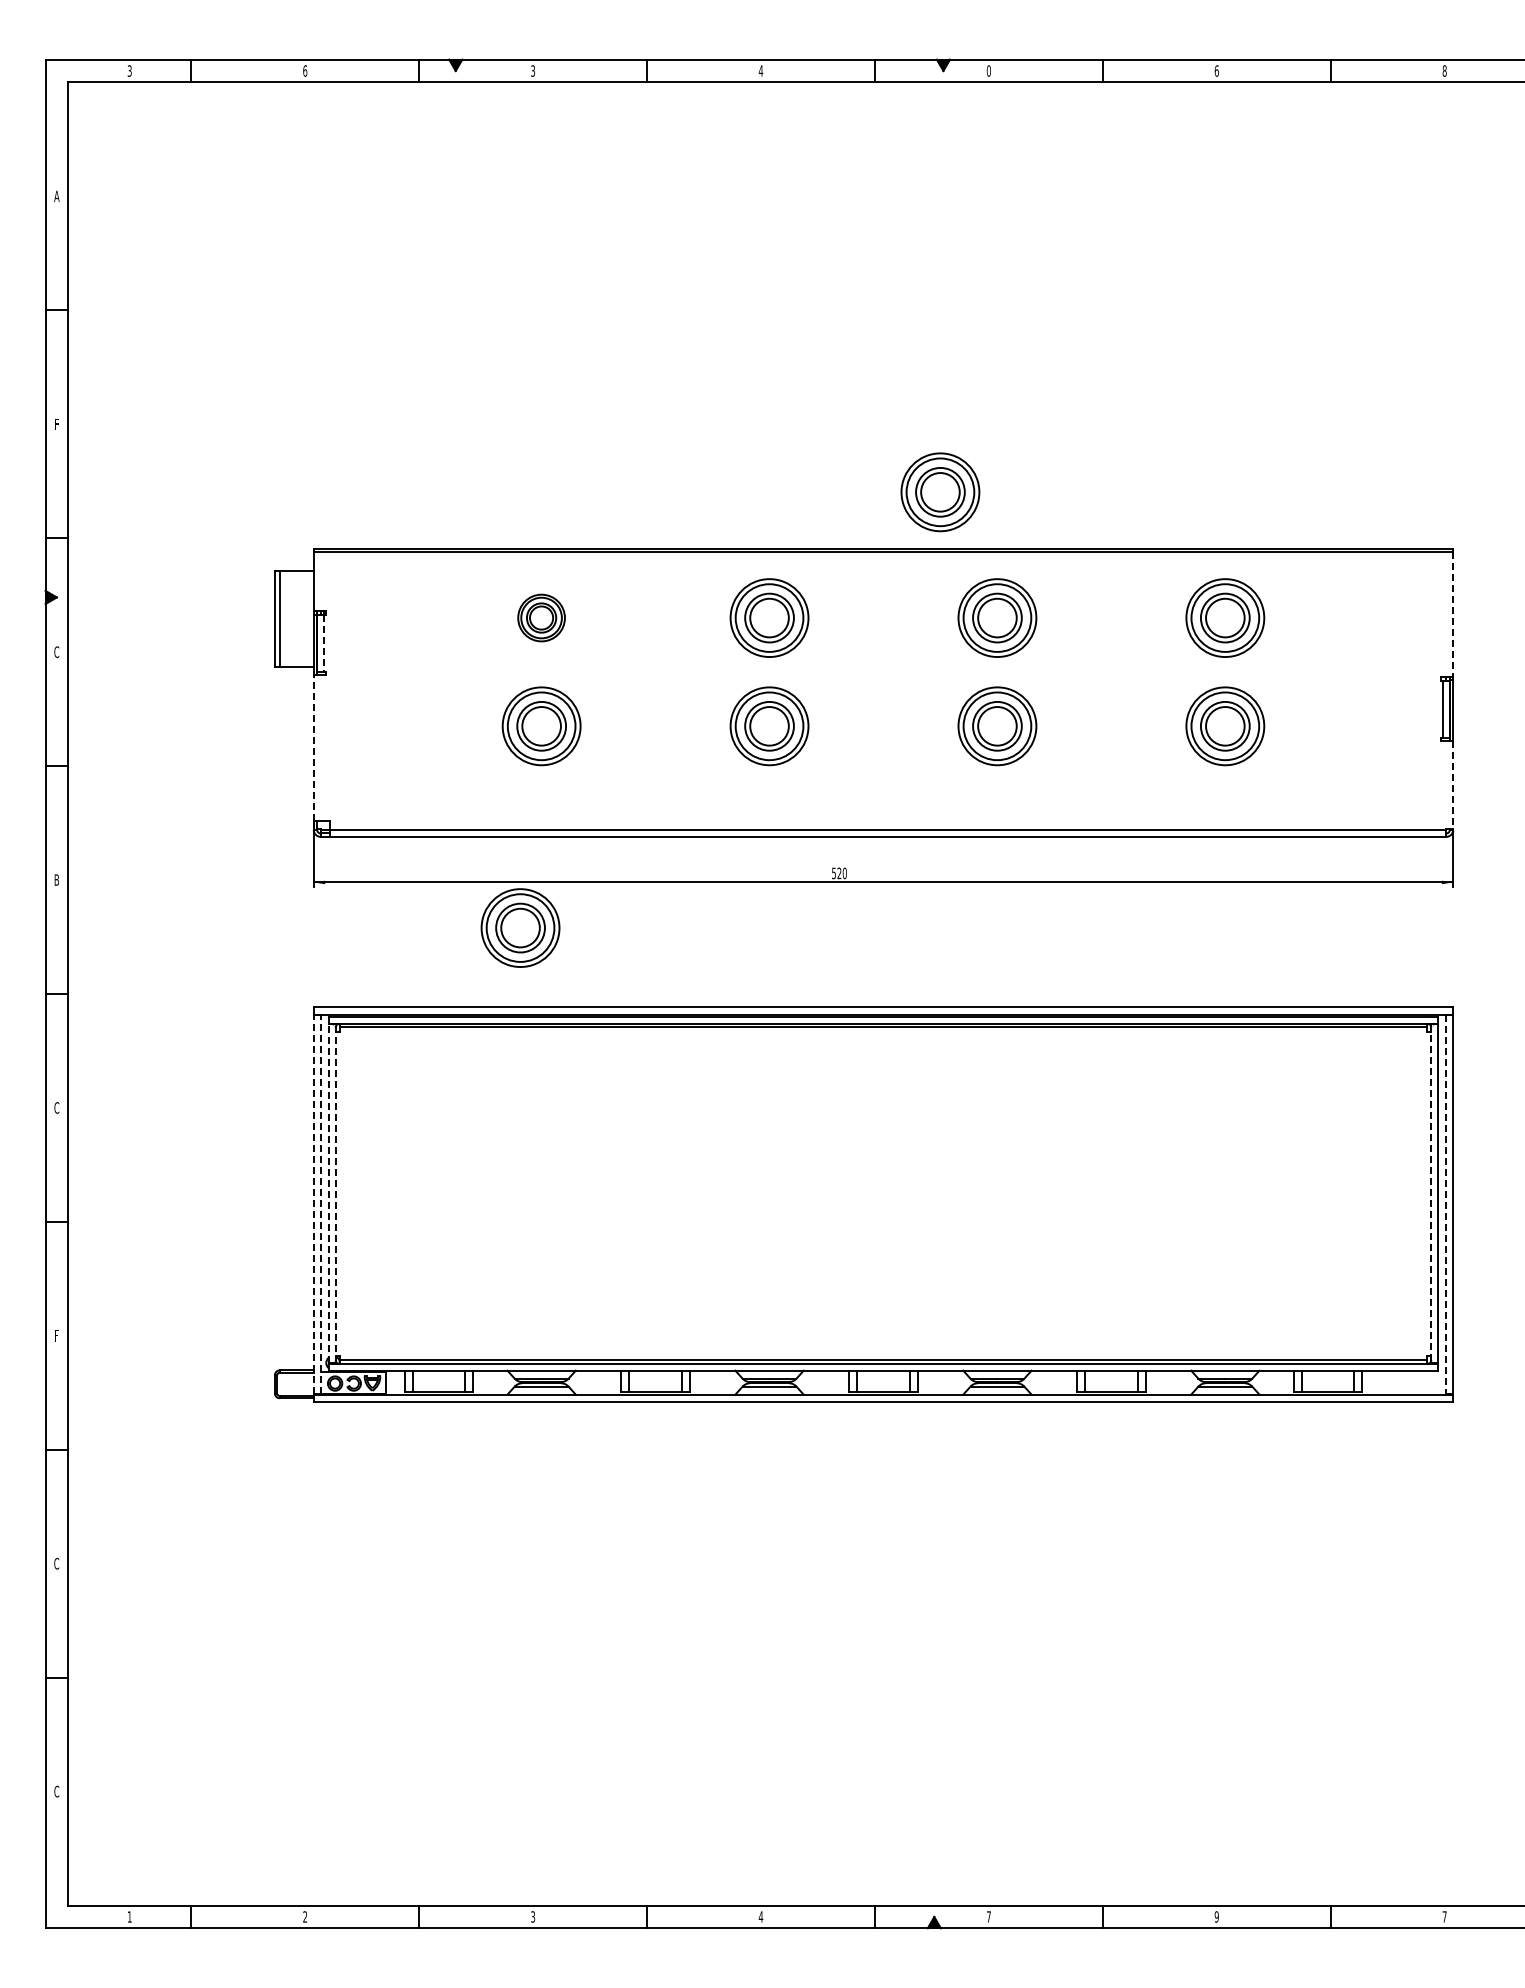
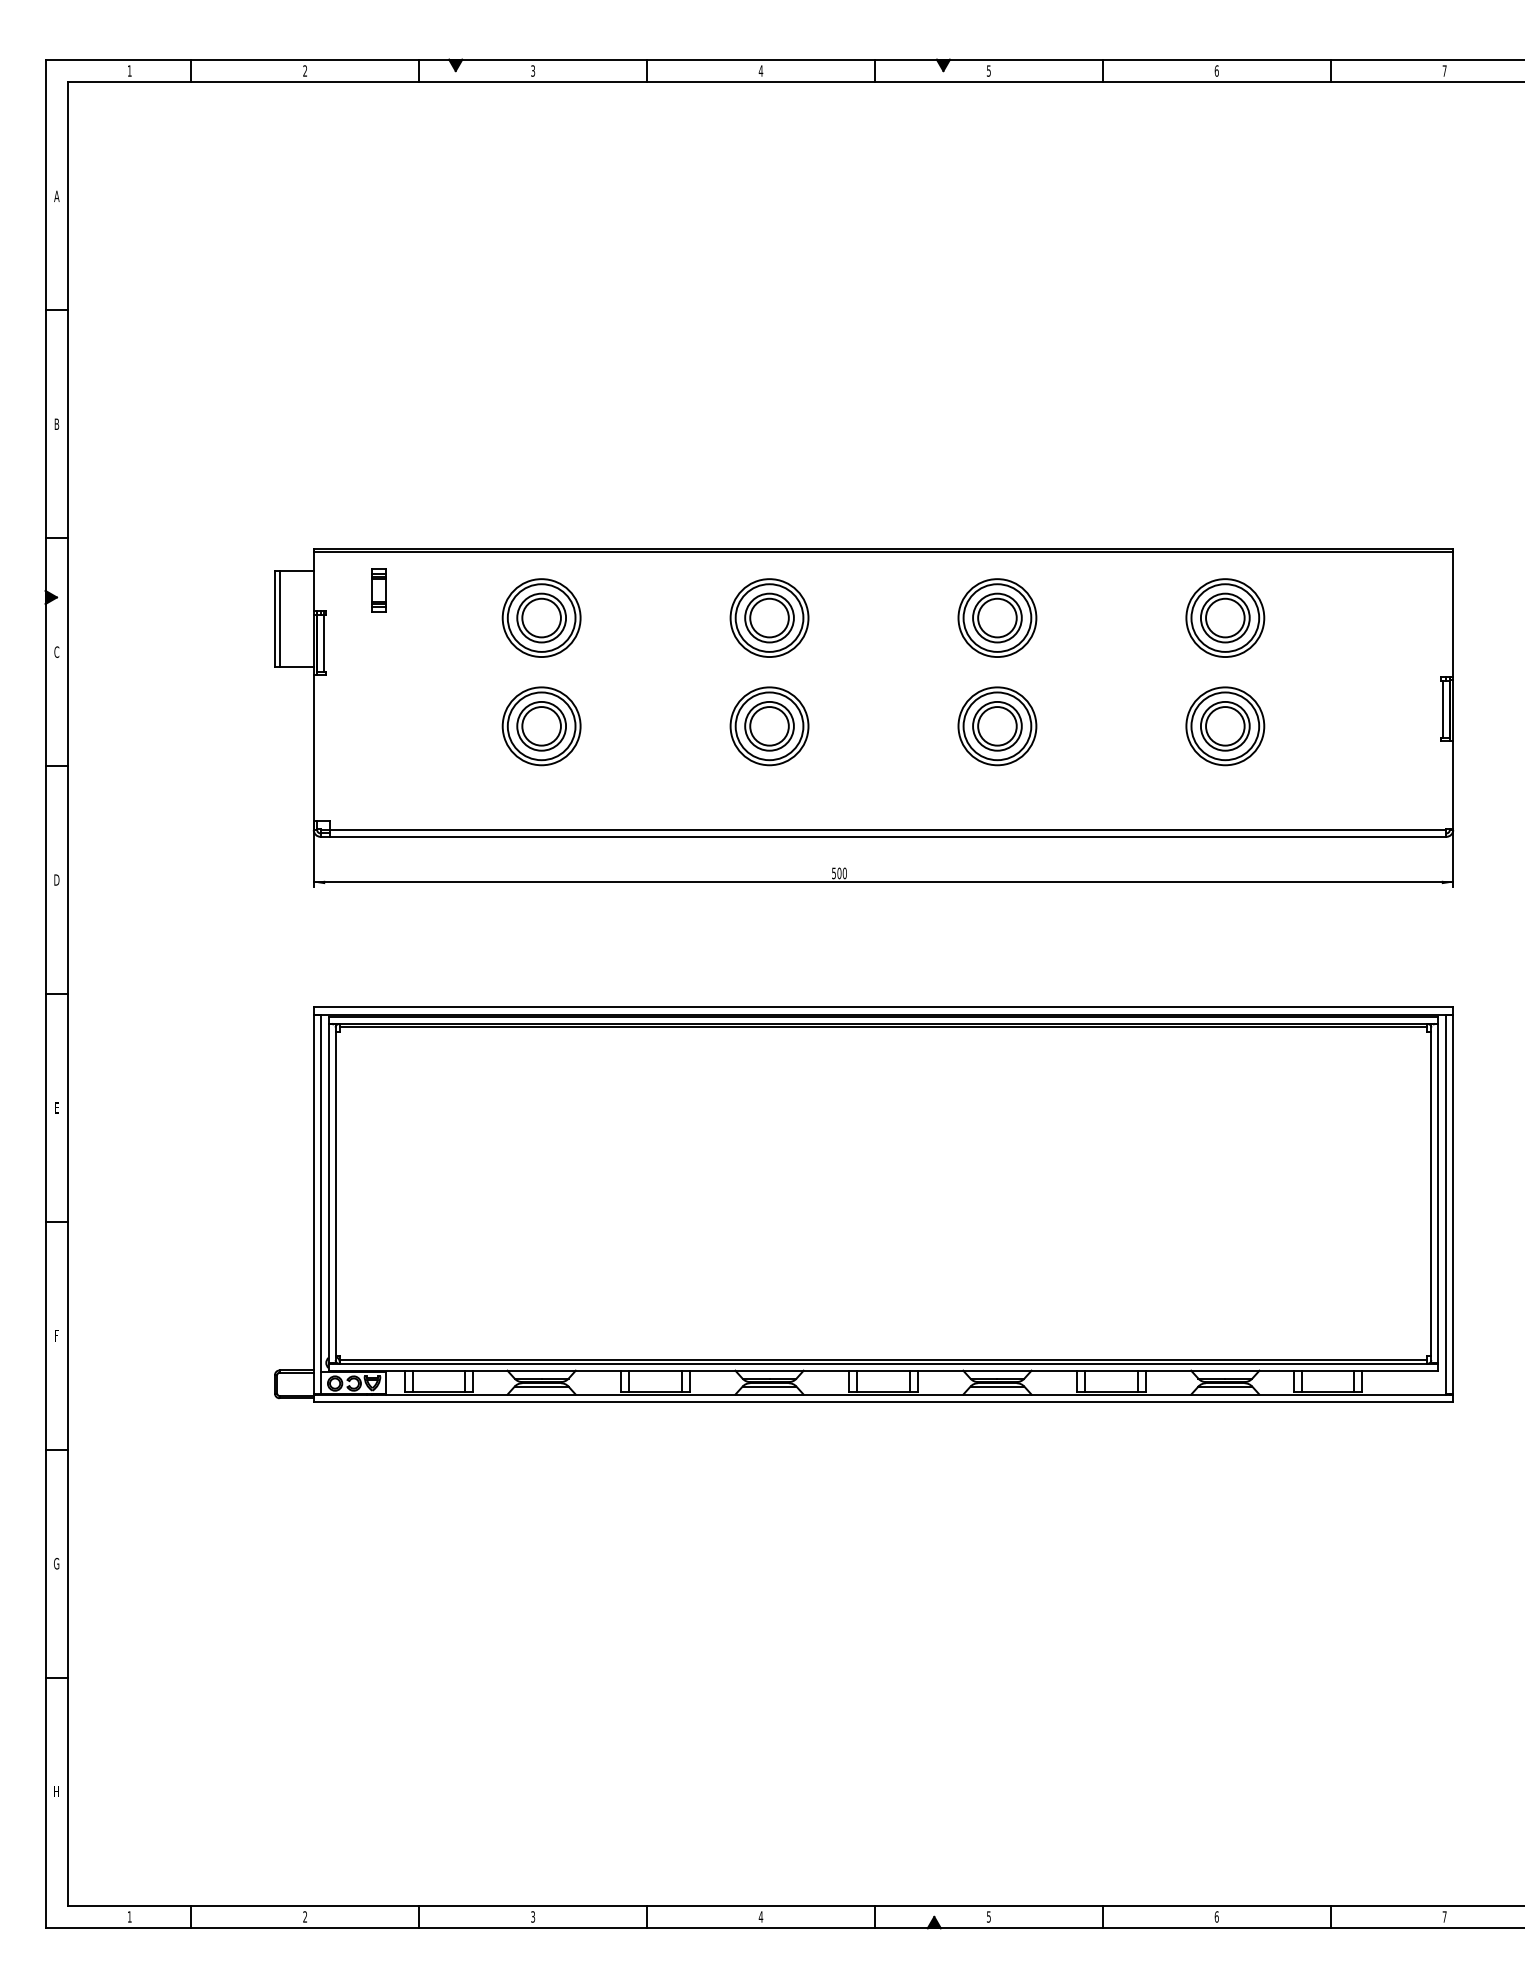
text: 3 -> 1 (129, 70)
text: 6 -> 2 (305, 70)
text: 0 -> 5 (988, 70)
text: 8 -> 7 (1444, 70)
text: F -> B (56, 423)
part: present -> none (940, 492)
part: none -> present (378, 590)
line: dashed -> solid (1453, 614)
part size: 49x50 px -> 81x80 px (541, 617)
line: dashed -> solid (324, 643)
line: dashed -> solid (313, 747)
line: dashed -> solid (1453, 785)
text: 520 -> 500 (839, 873)
text: B -> D (56, 879)
part: present -> none (520, 927)
text: C -> E (56, 1107)
line: dashed -> solid (328, 1193)
line: dashed -> solid (335, 1193)
line: dashed -> solid (1431, 1193)
line: dashed -> solid (313, 1204)
line: dashed -> solid (320, 1204)
line: dashed -> solid (1446, 1205)
text: C -> G (56, 1563)
text: C -> H (56, 1791)
text: 7 -> 5 (988, 1916)
text: 9 -> 6 (1216, 1916)
